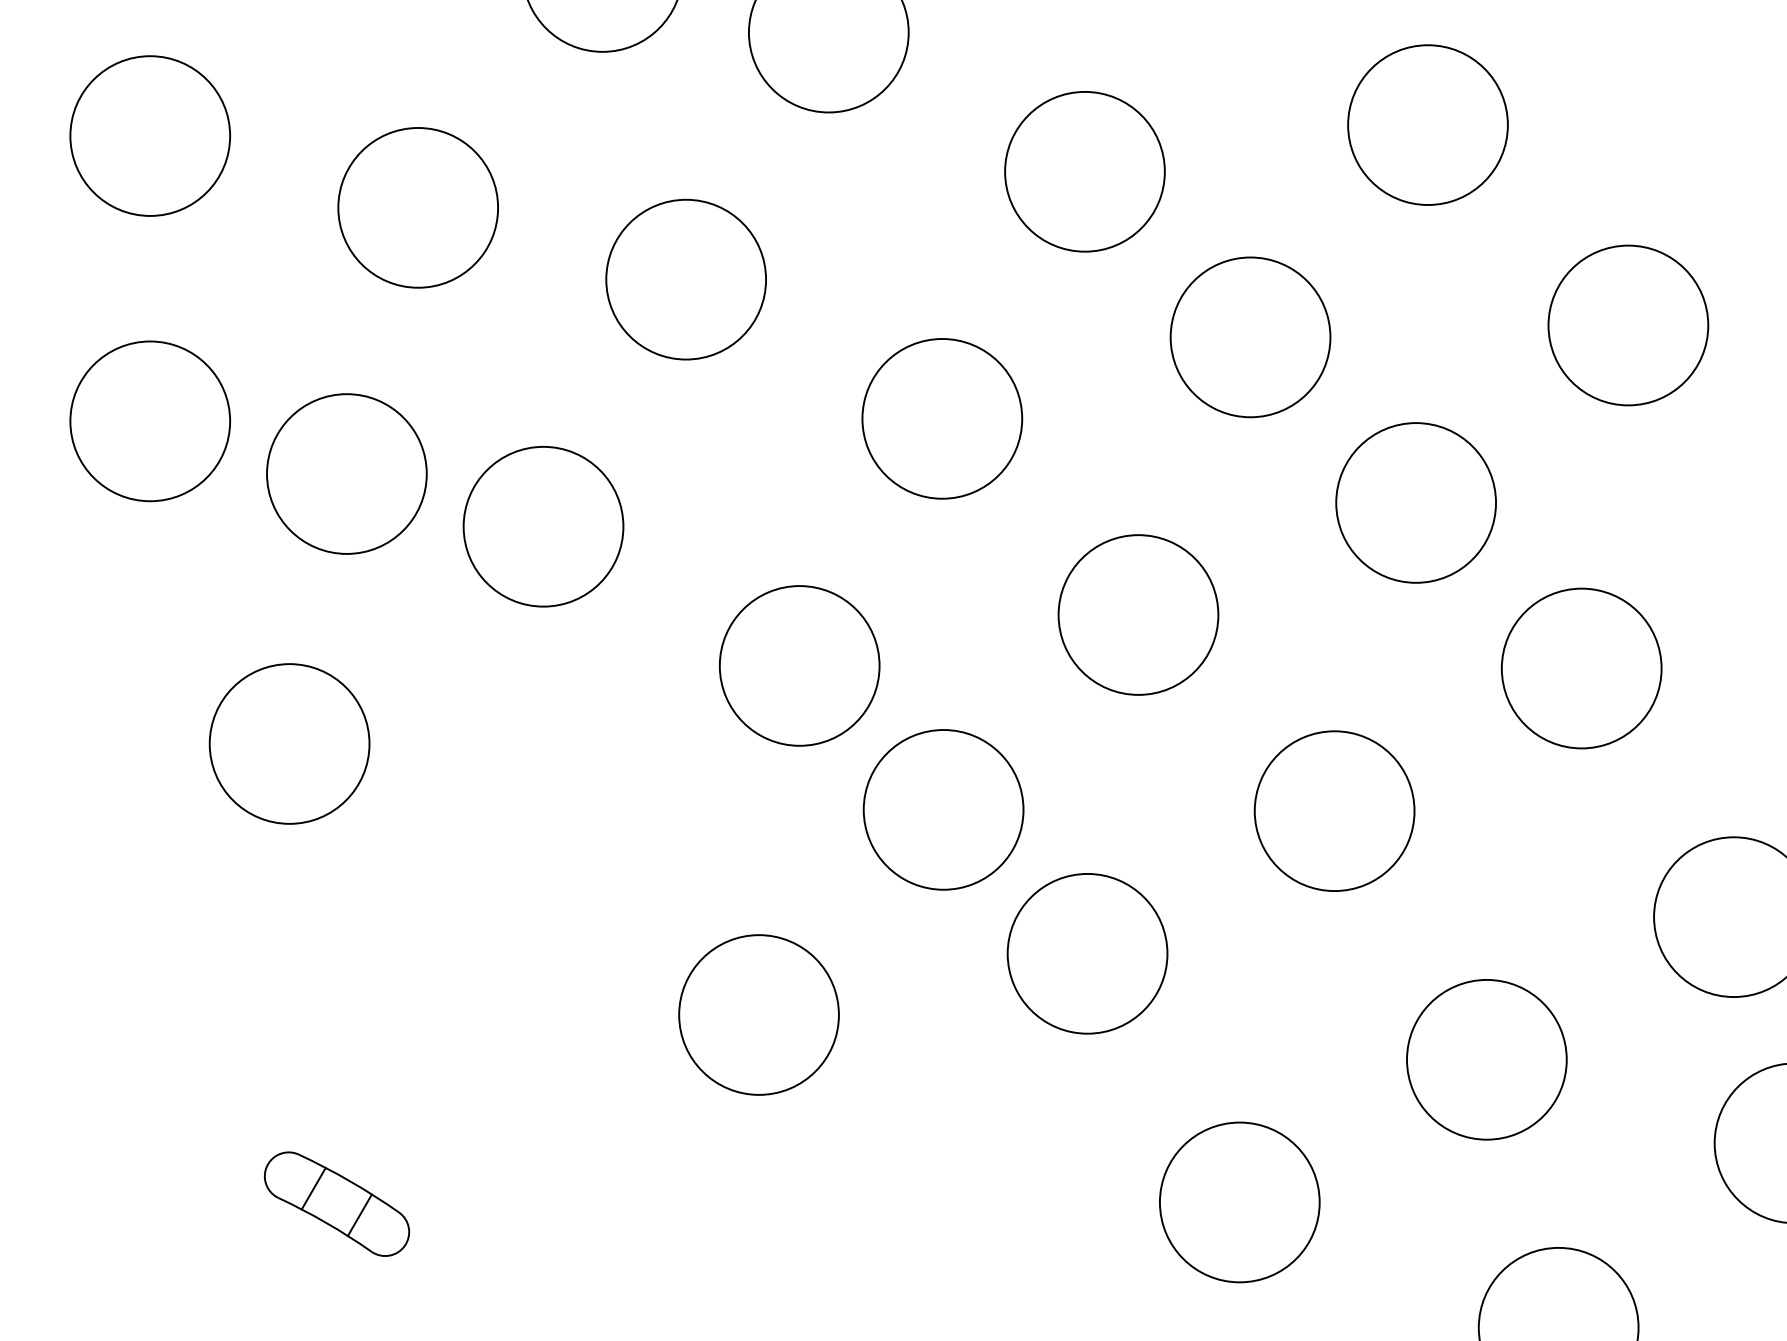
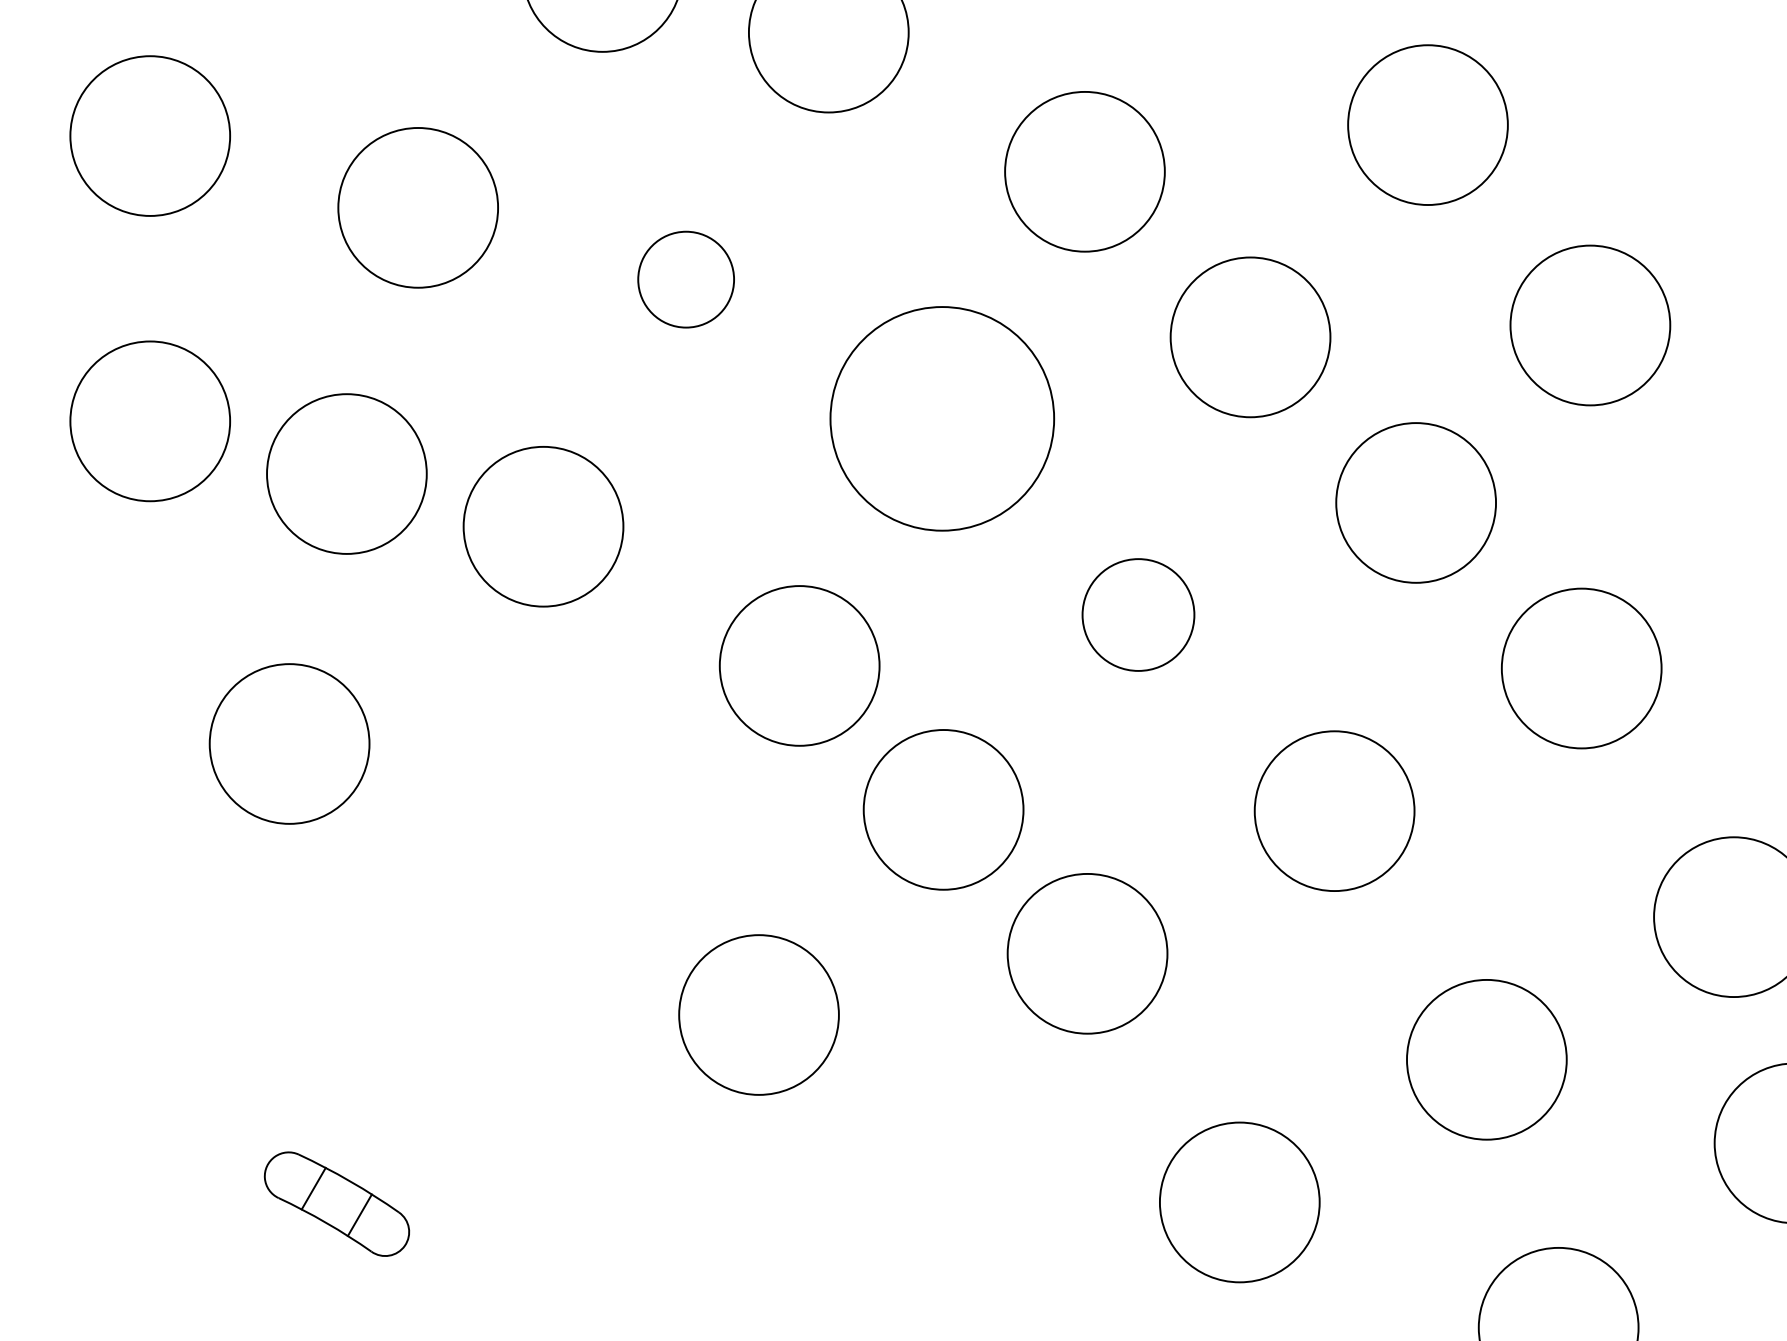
circle diameter: 160 px -> 96 px (686, 279)
circle position: (1628, 325) -> (1590, 325) (1590, 325)
circle diameter: 160 px -> 224 px (942, 418)
circle diameter: 160 px -> 112 px (1138, 614)
